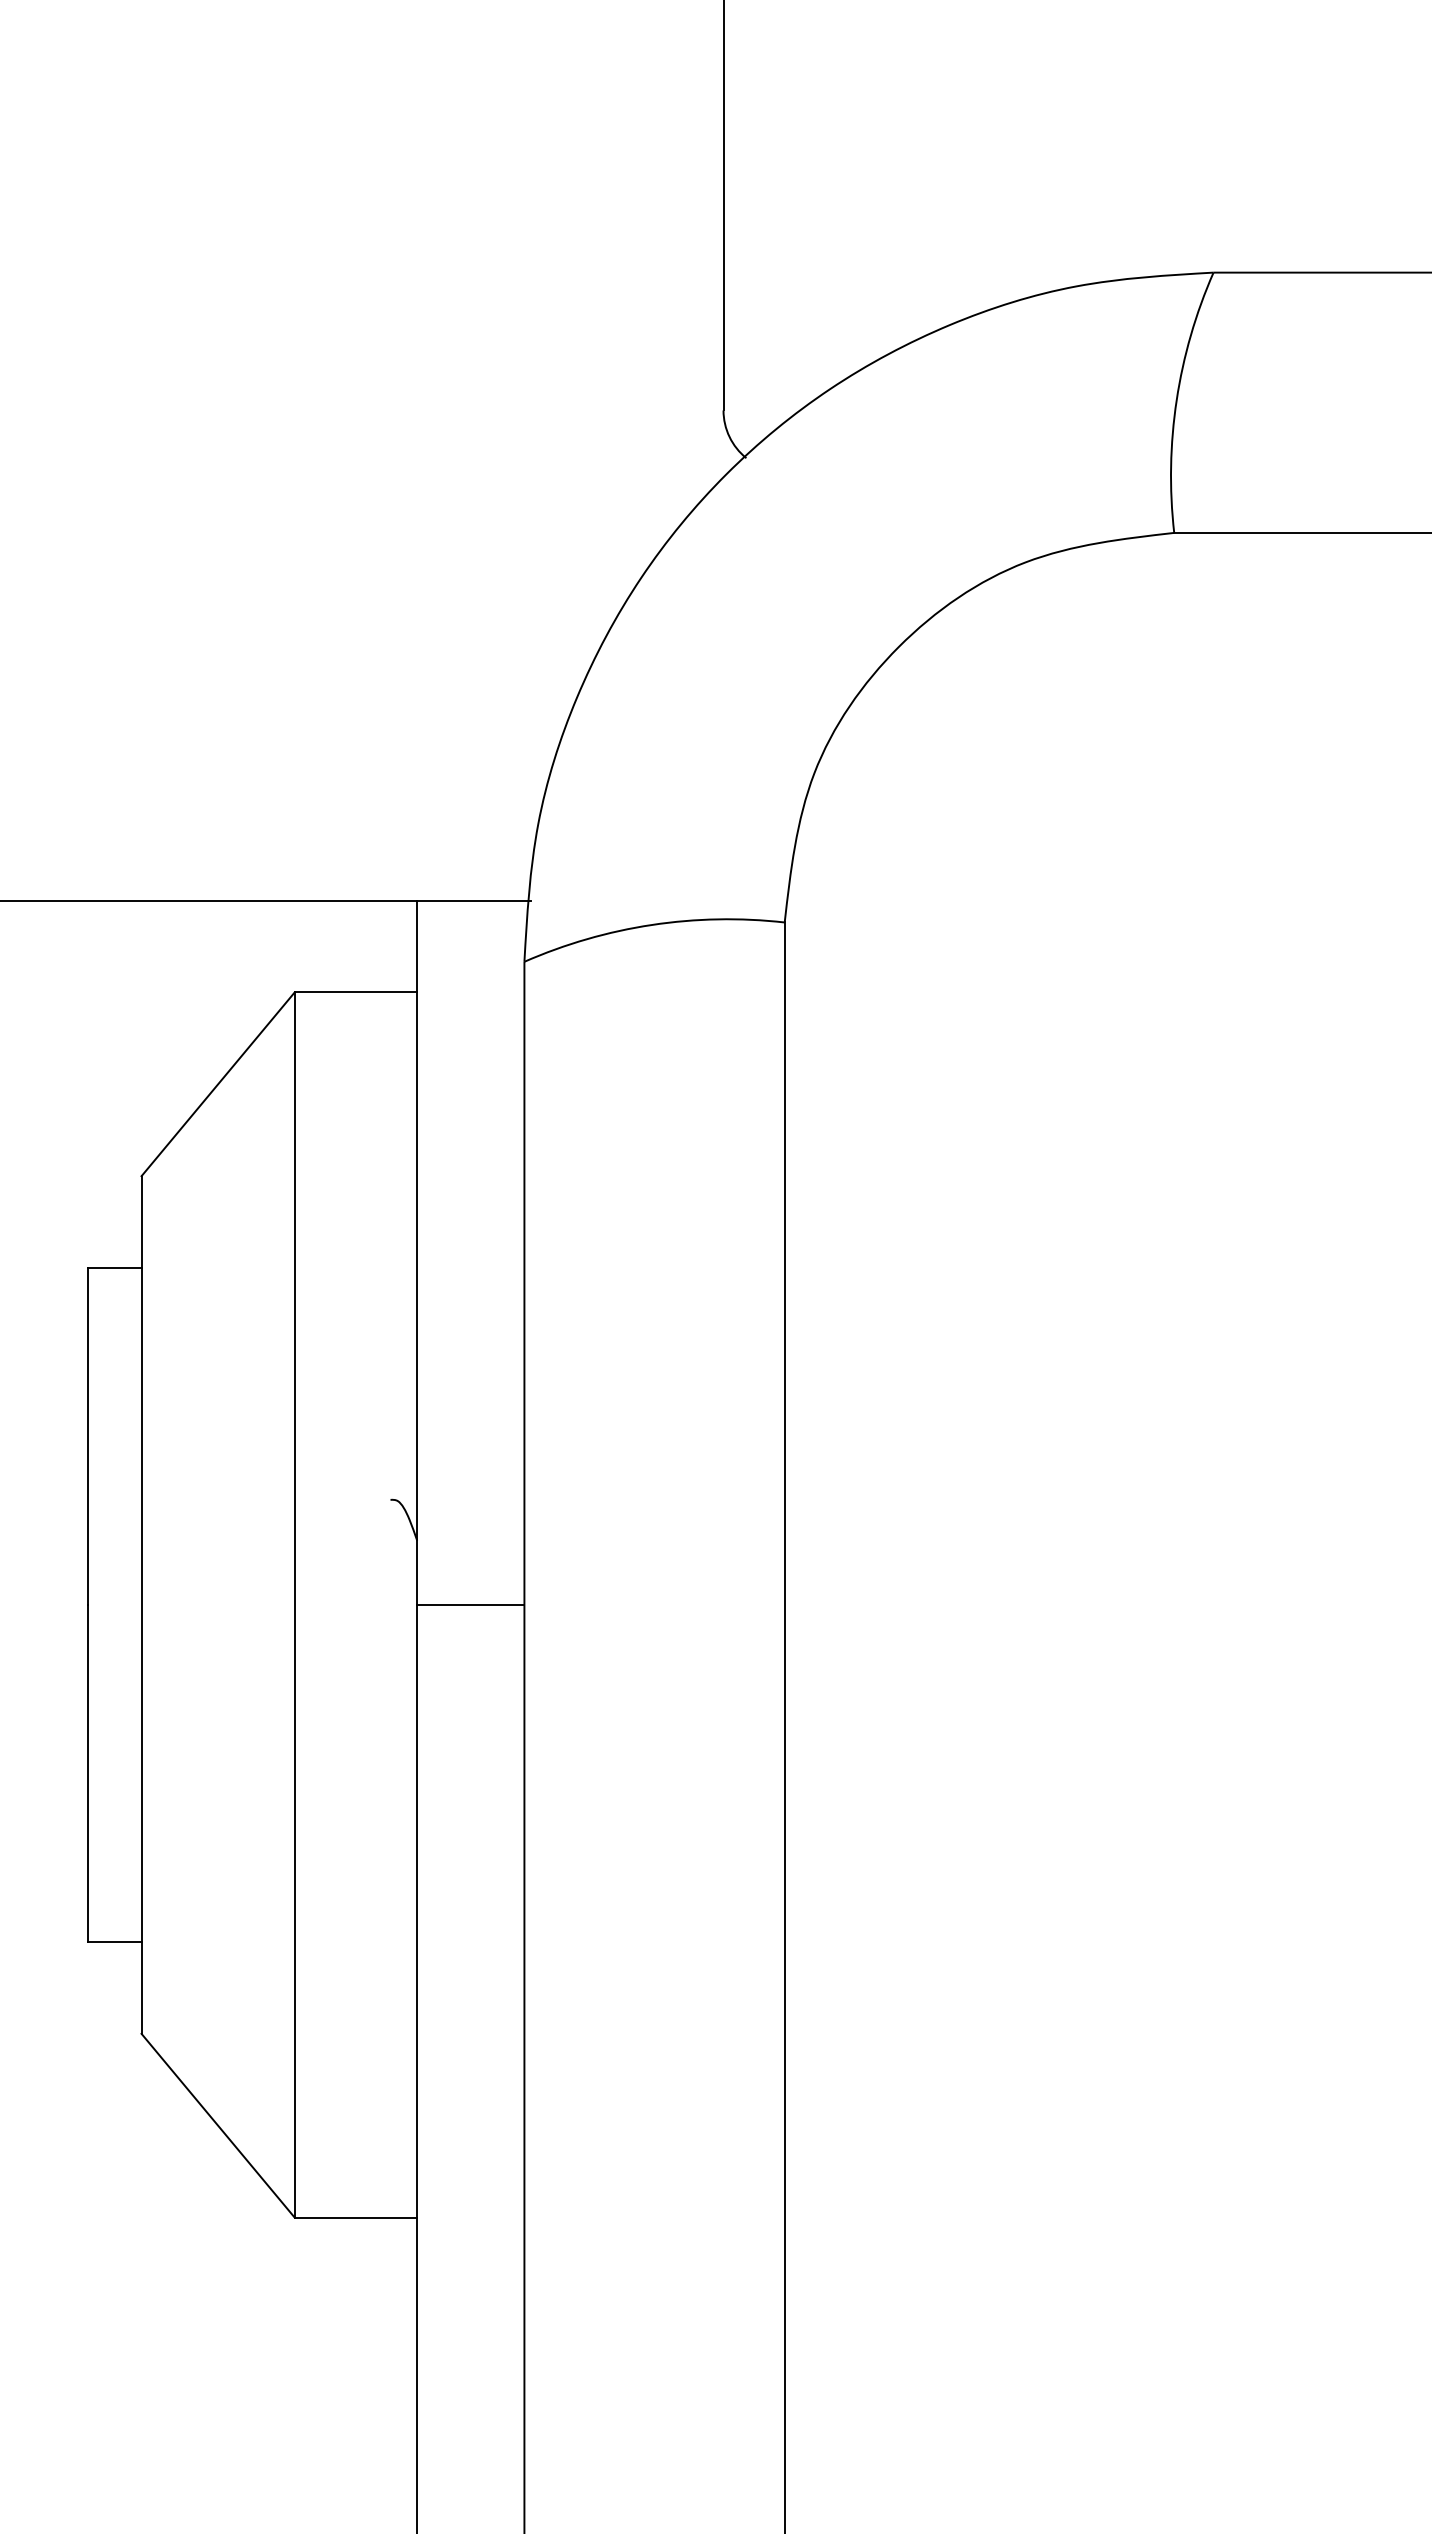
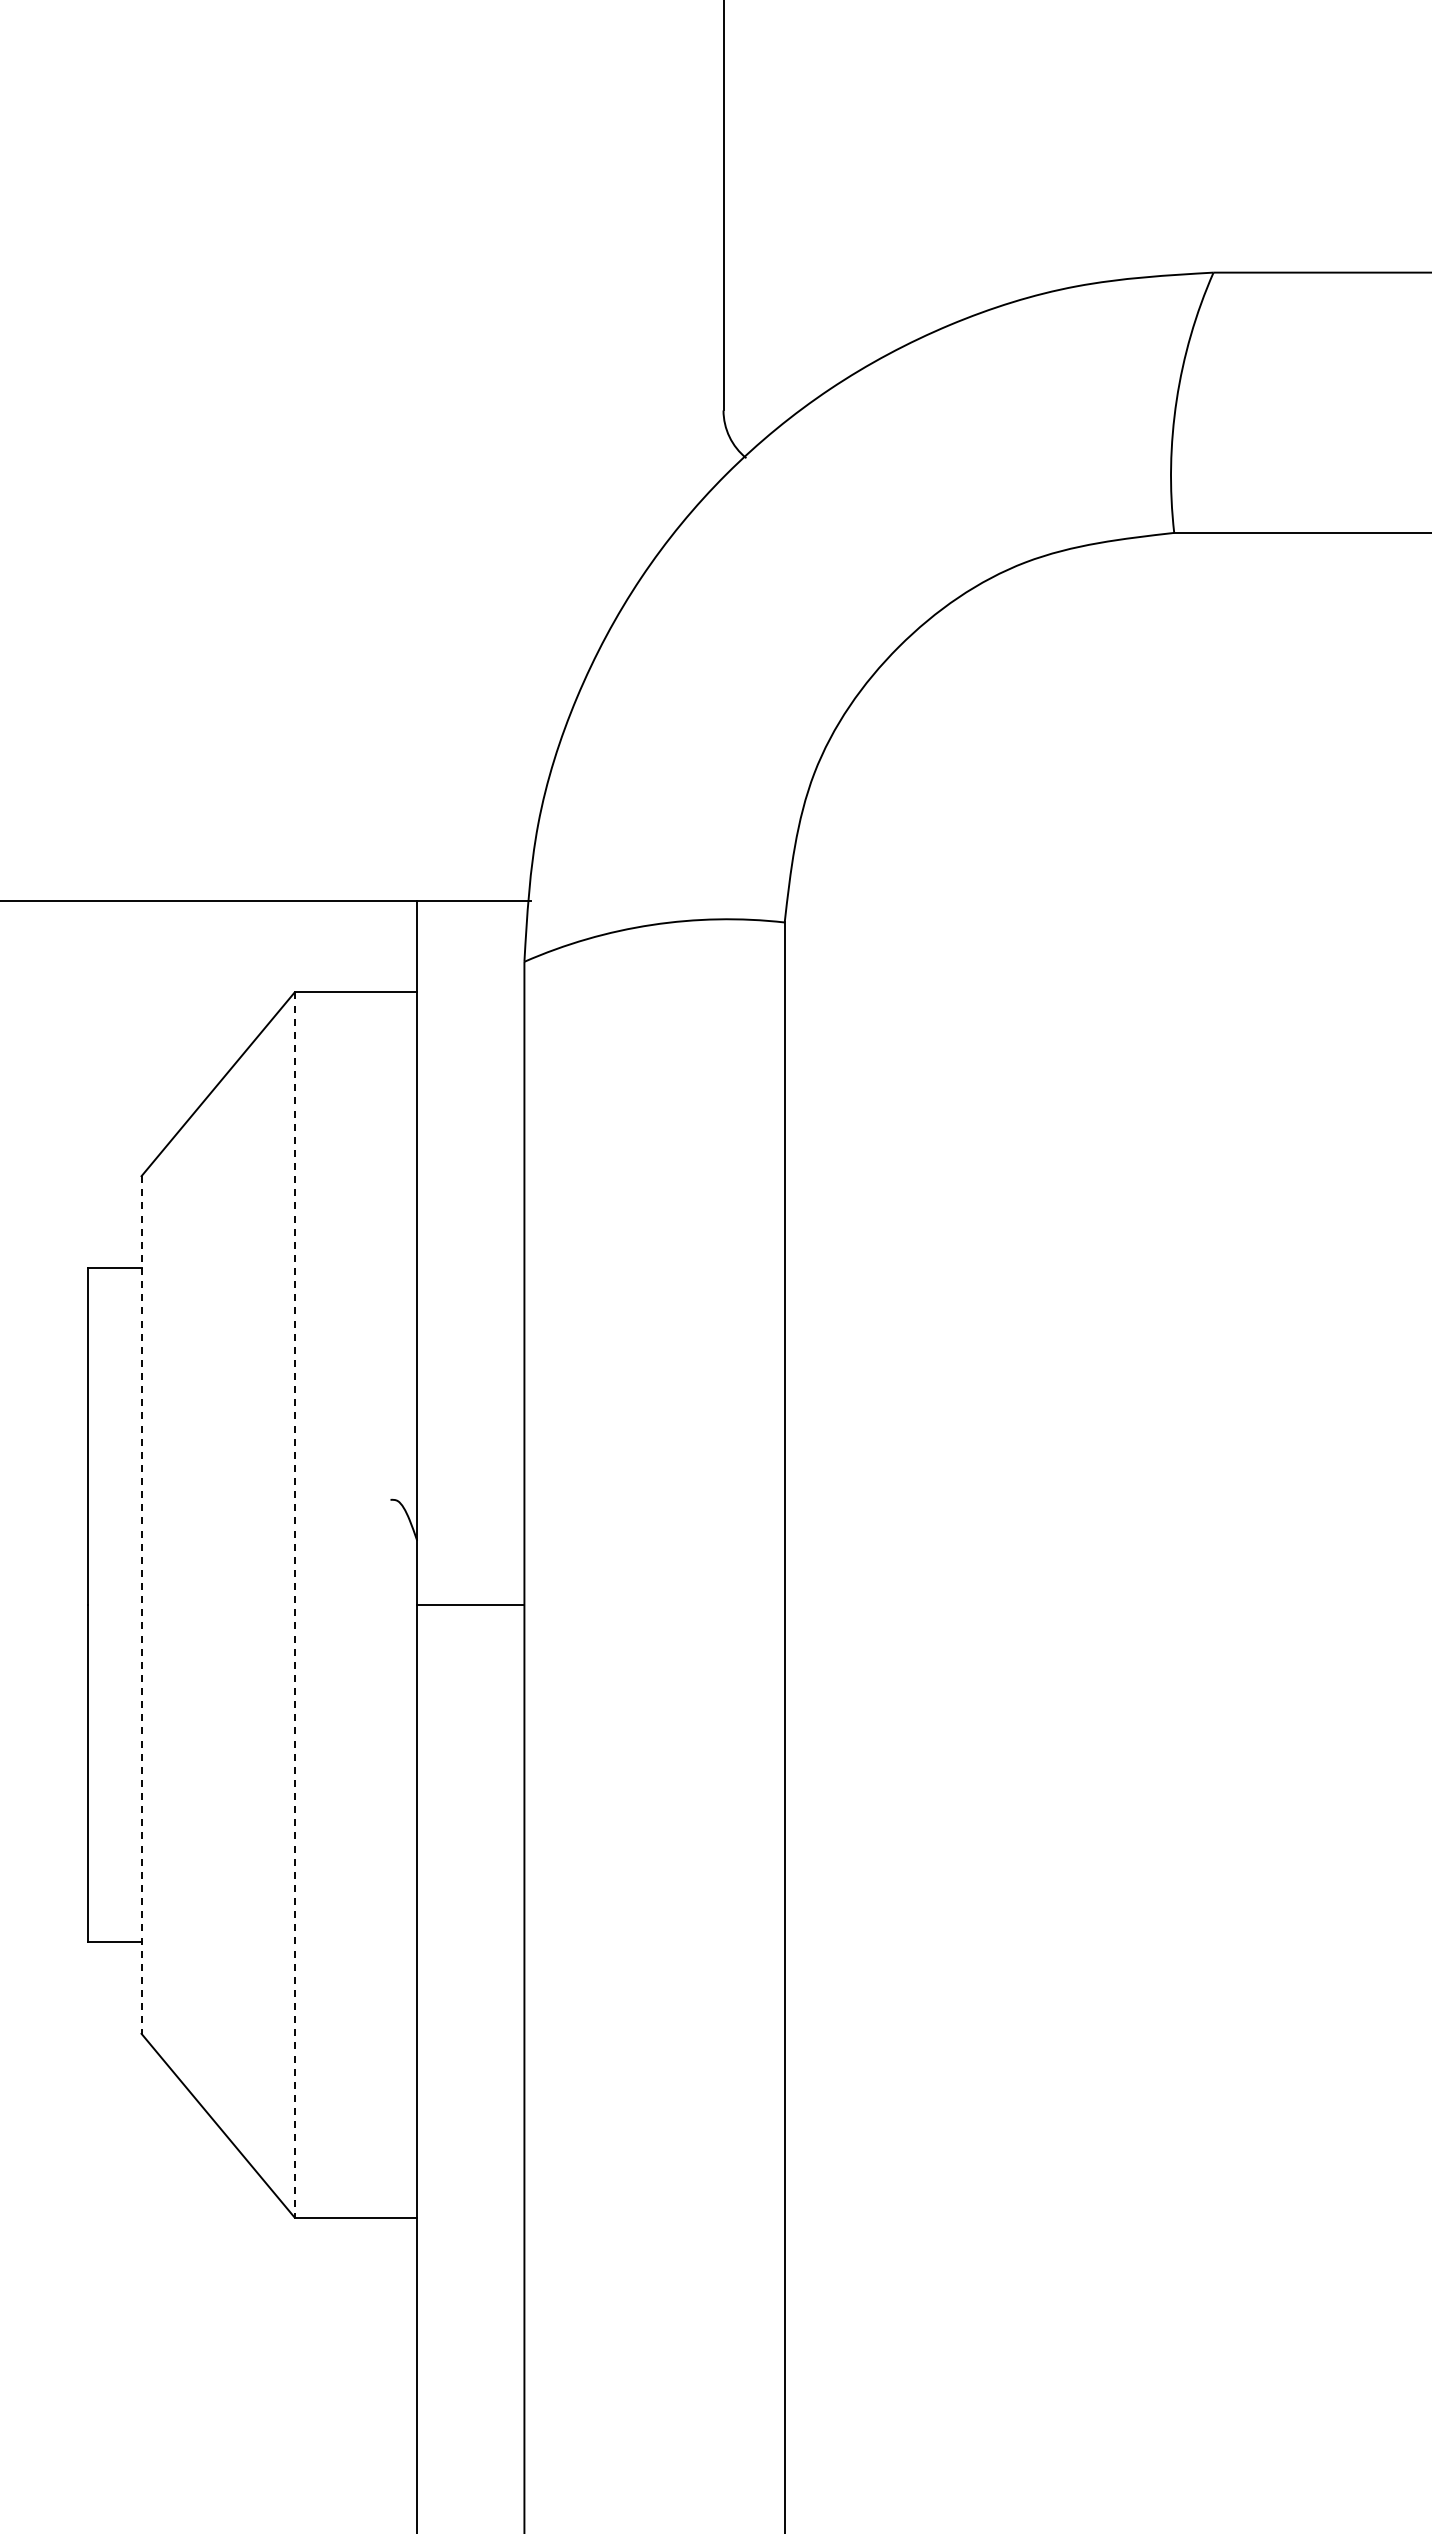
line: solid -> dashed (141, 1605)
line: solid -> dashed (294, 1605)
